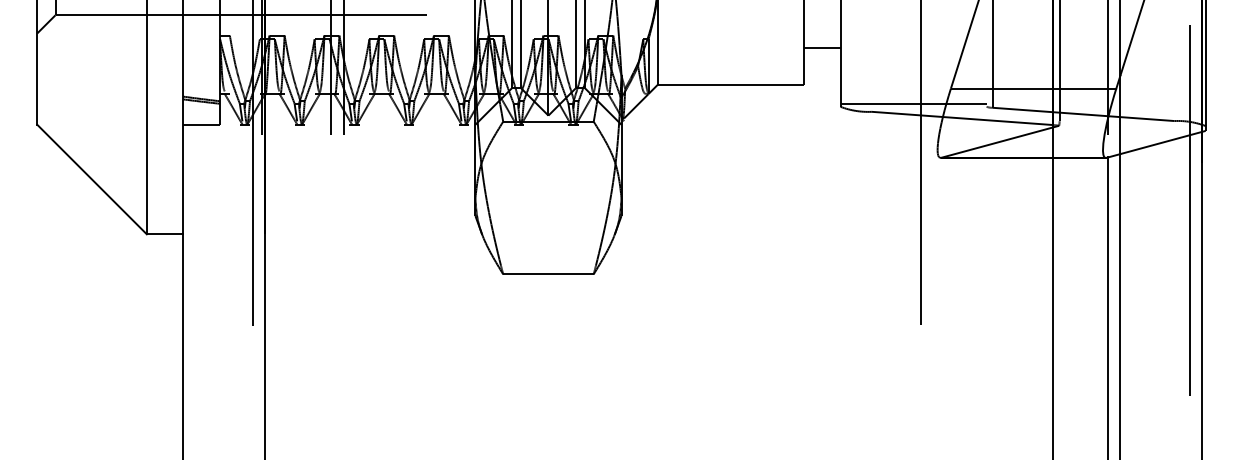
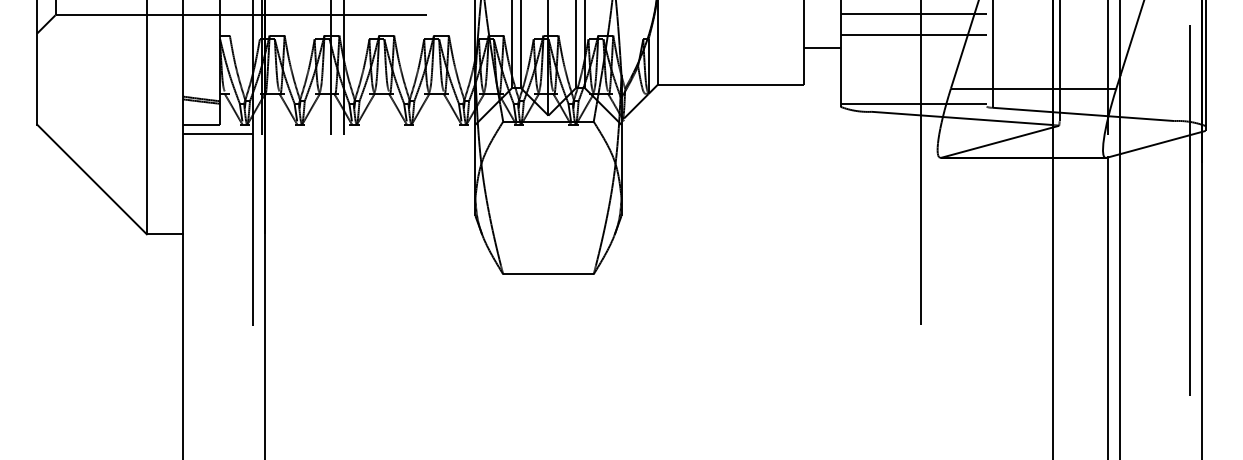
line: none -> present (913, 13)
line: none -> present (913, 35)
line: none -> present (217, 133)
